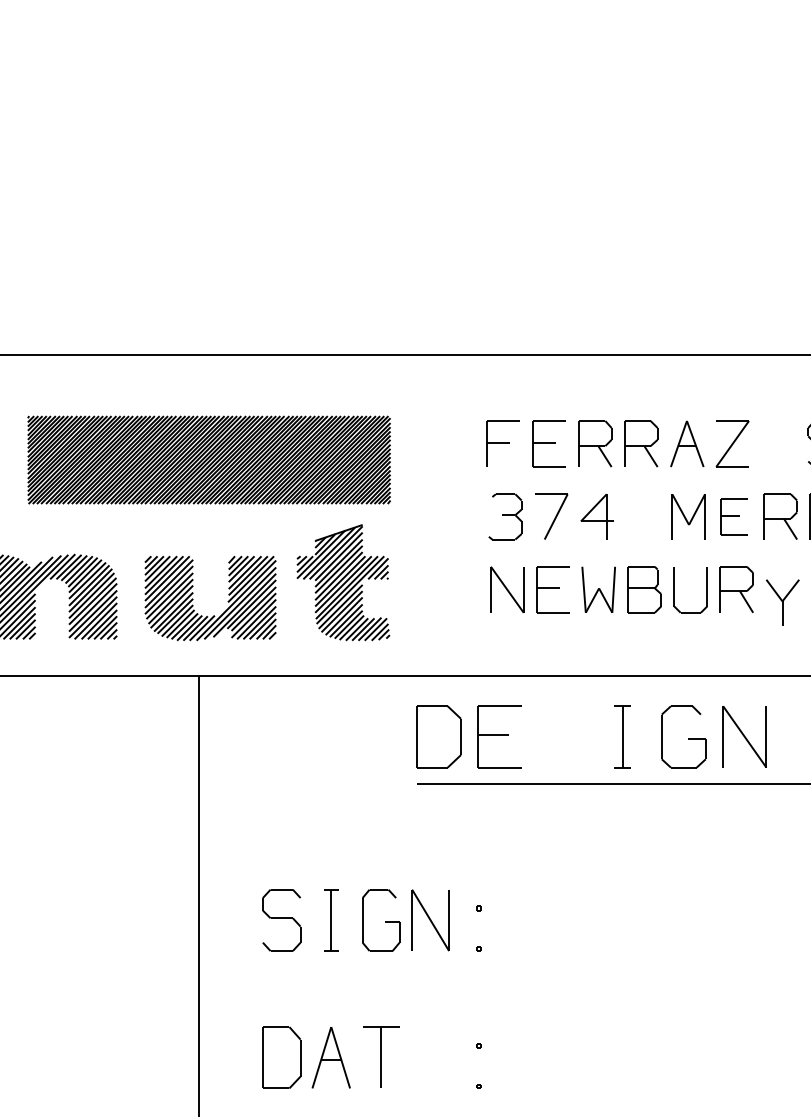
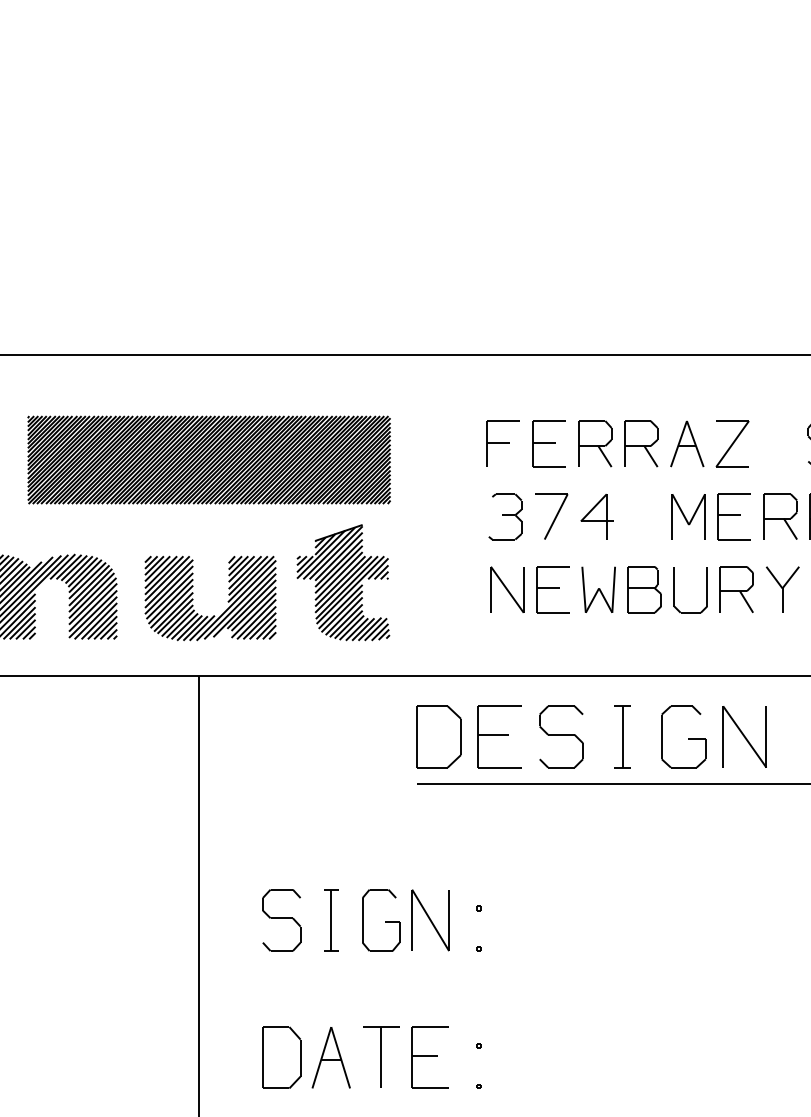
part size: 28x38 px -> 34x48 px (733, 516)
part position: (782, 602) -> (782, 589) (782, 589)
part: none -> present (561, 736)
part: none -> present (429, 1057)
